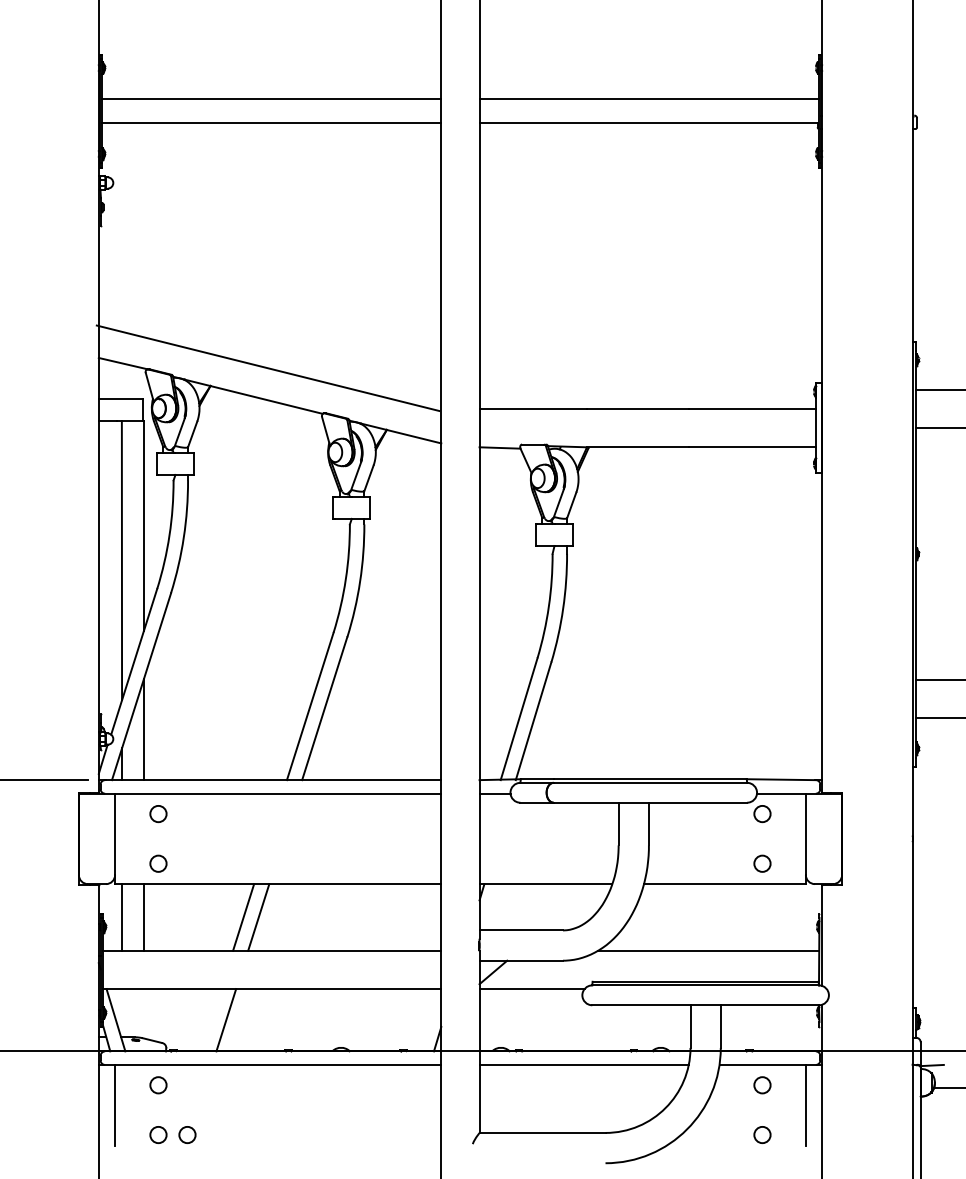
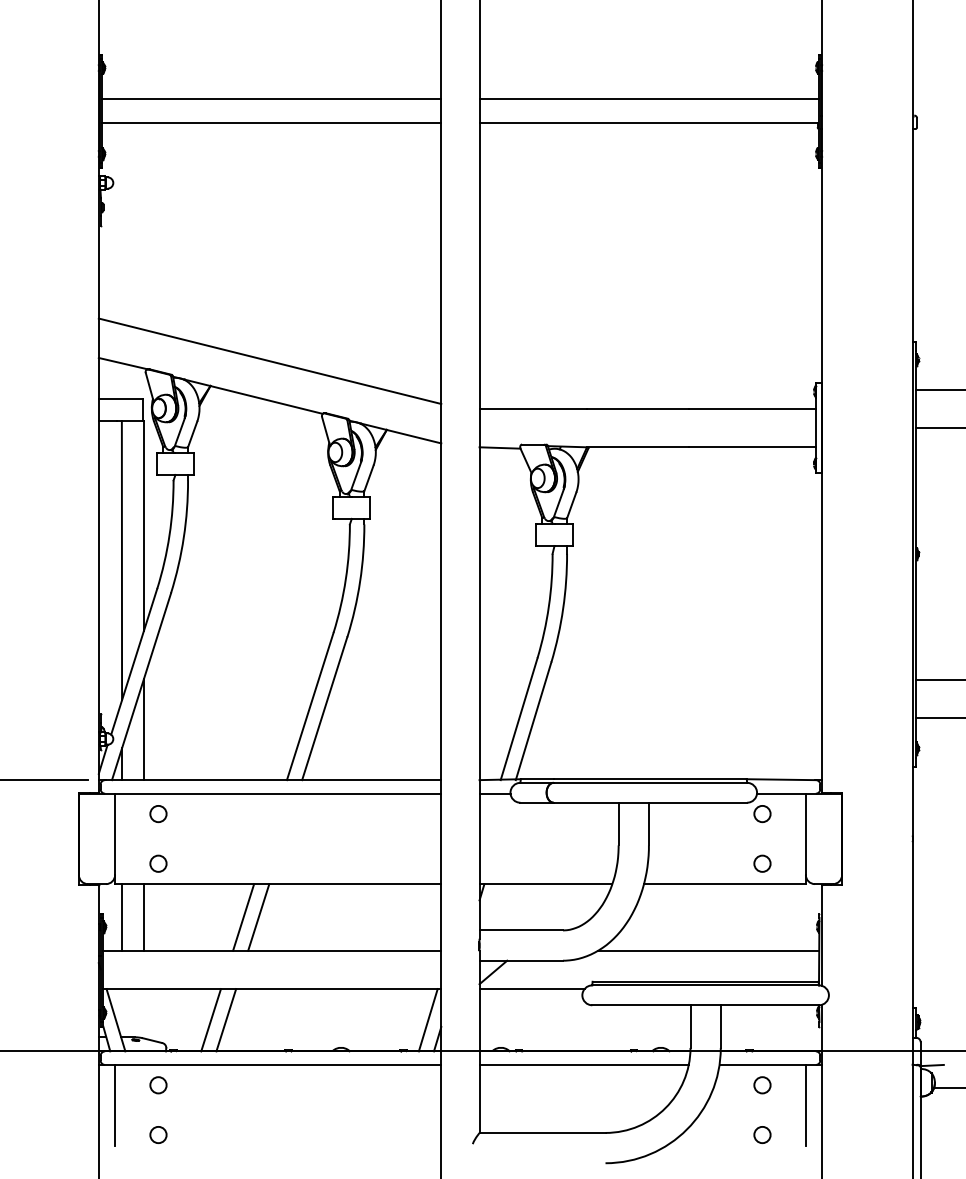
line position: (267, 367) -> (269, 360) (269, 360)
line: none -> present (210, 1020)
line: none -> present (427, 1020)
circle: present -> none (187, 1134)
